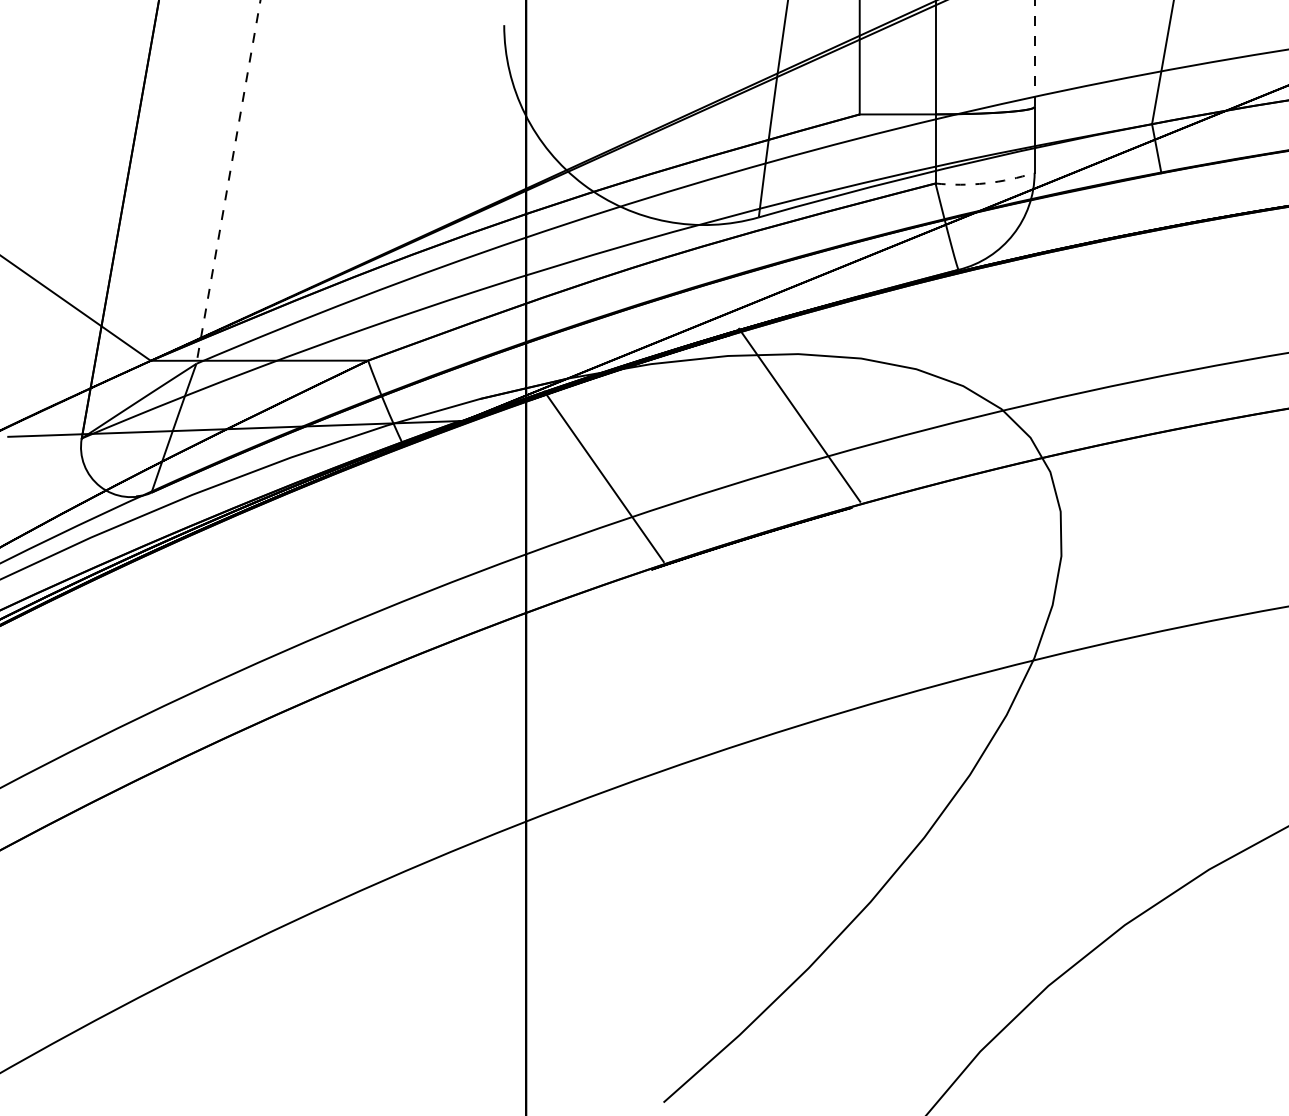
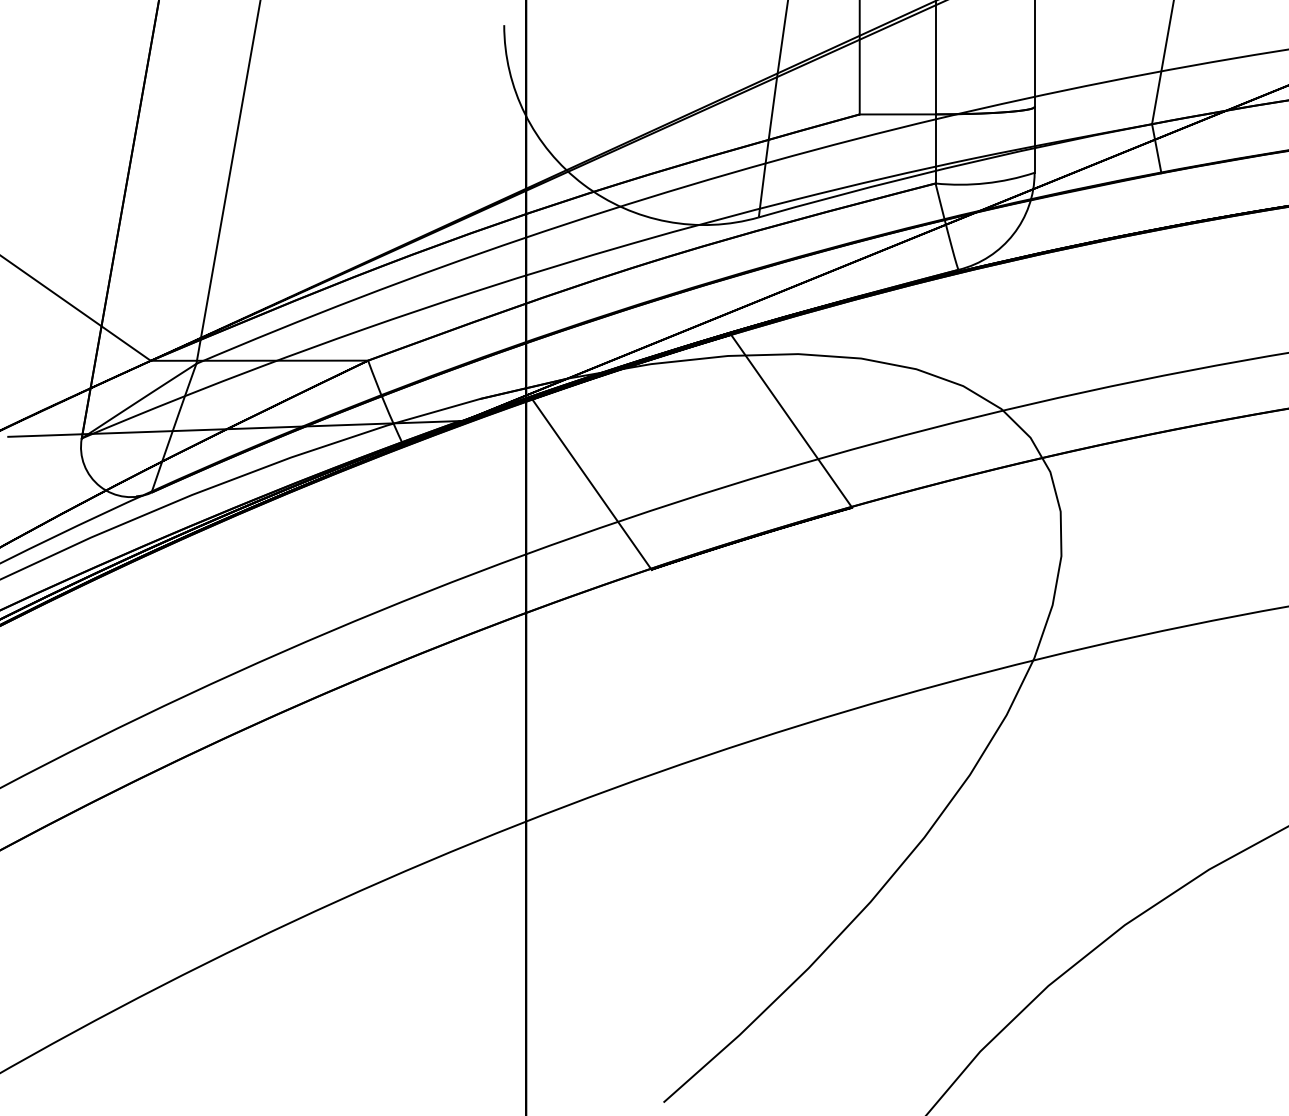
line: dashed -> solid (1034, 53)
line: dashed -> solid (228, 182)
arc: dashed -> solid (985, 183)
line position: (799, 414) -> (791, 420) (791, 420)
line position: (603, 476) -> (591, 484) (591, 484)
